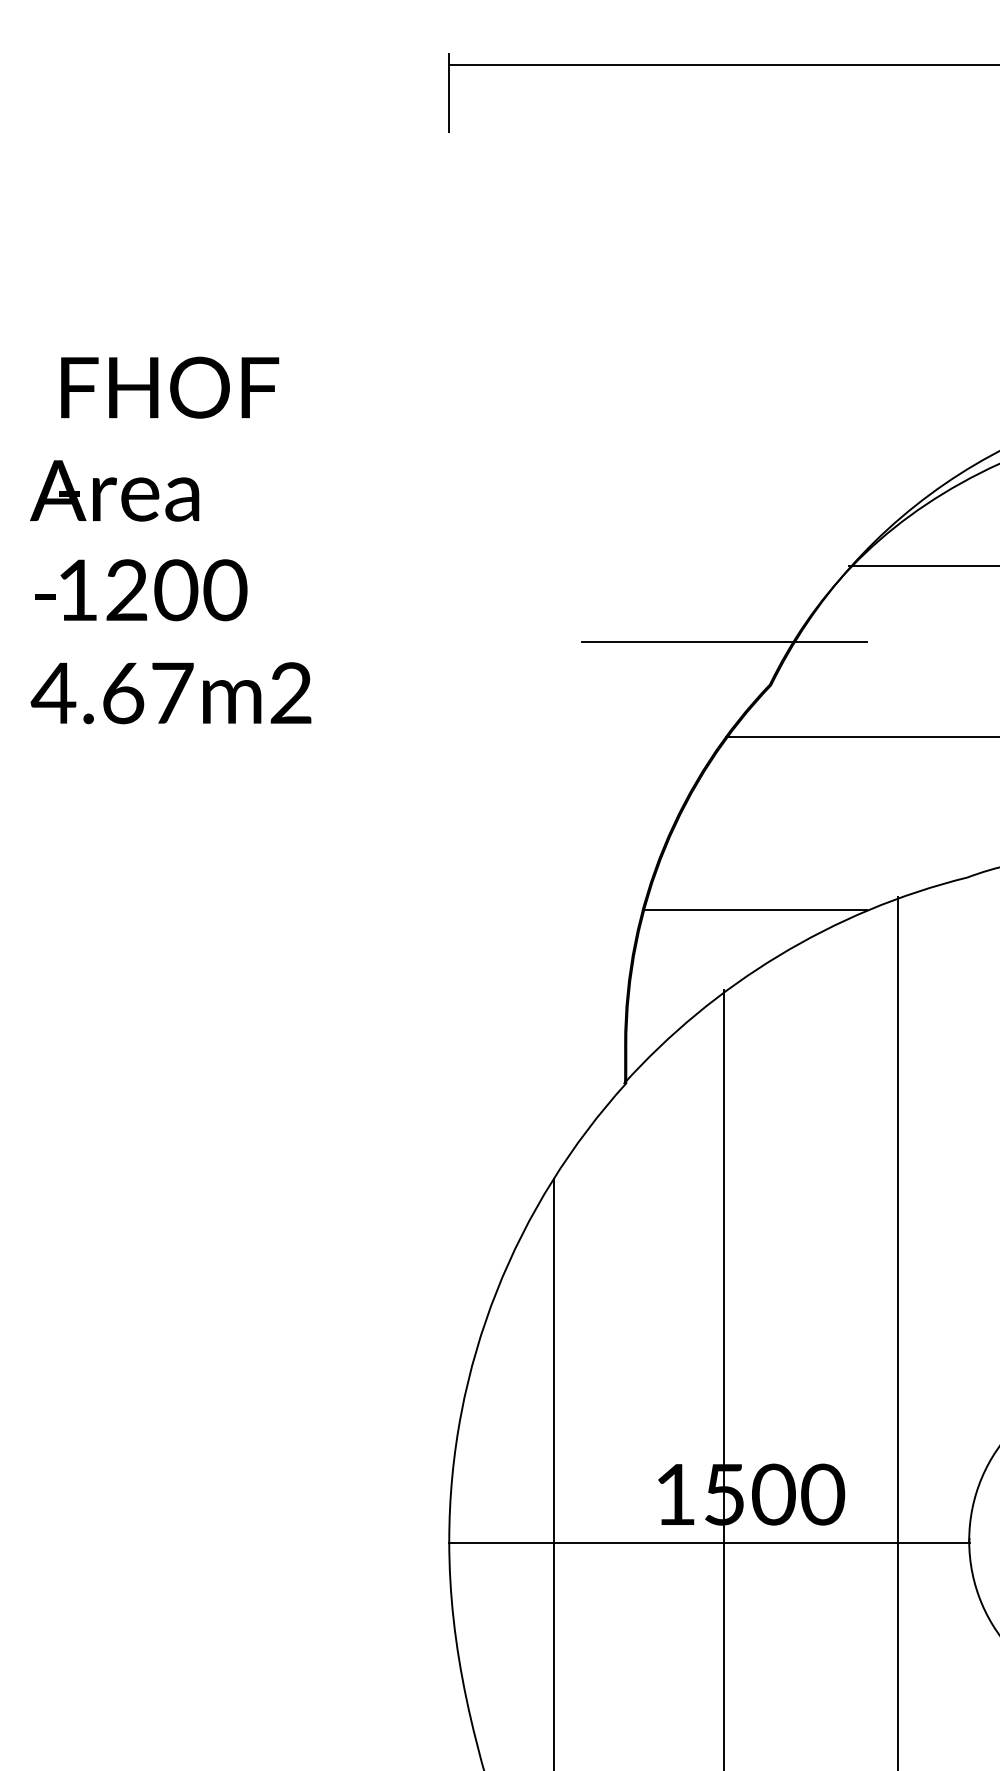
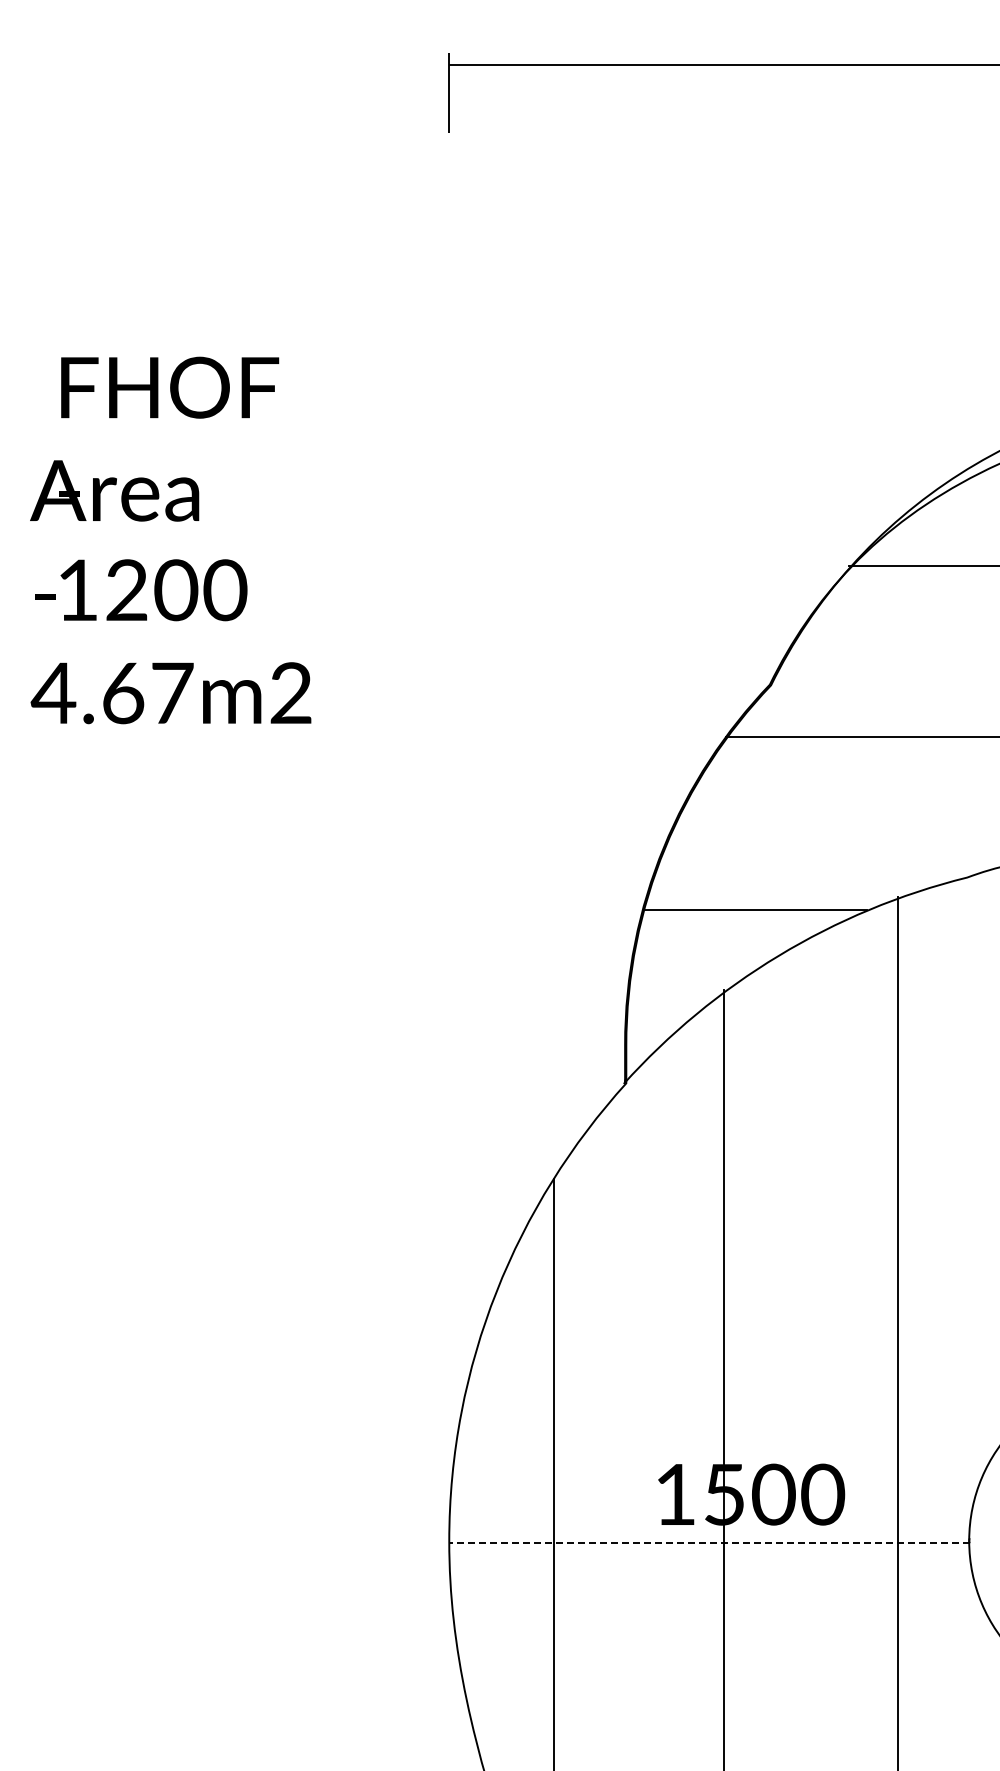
line: present -> none (723, 642)
line: solid -> dashed (709, 1543)
